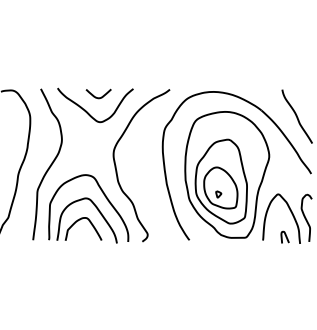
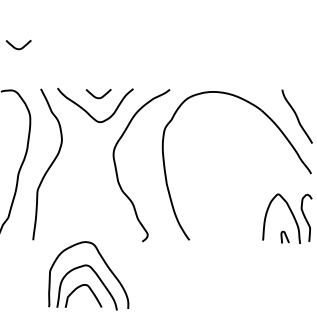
curve: none -> present (16, 47)
part: present -> none (227, 174)
part position: (94, 206) -> (94, 273) (94, 273)
